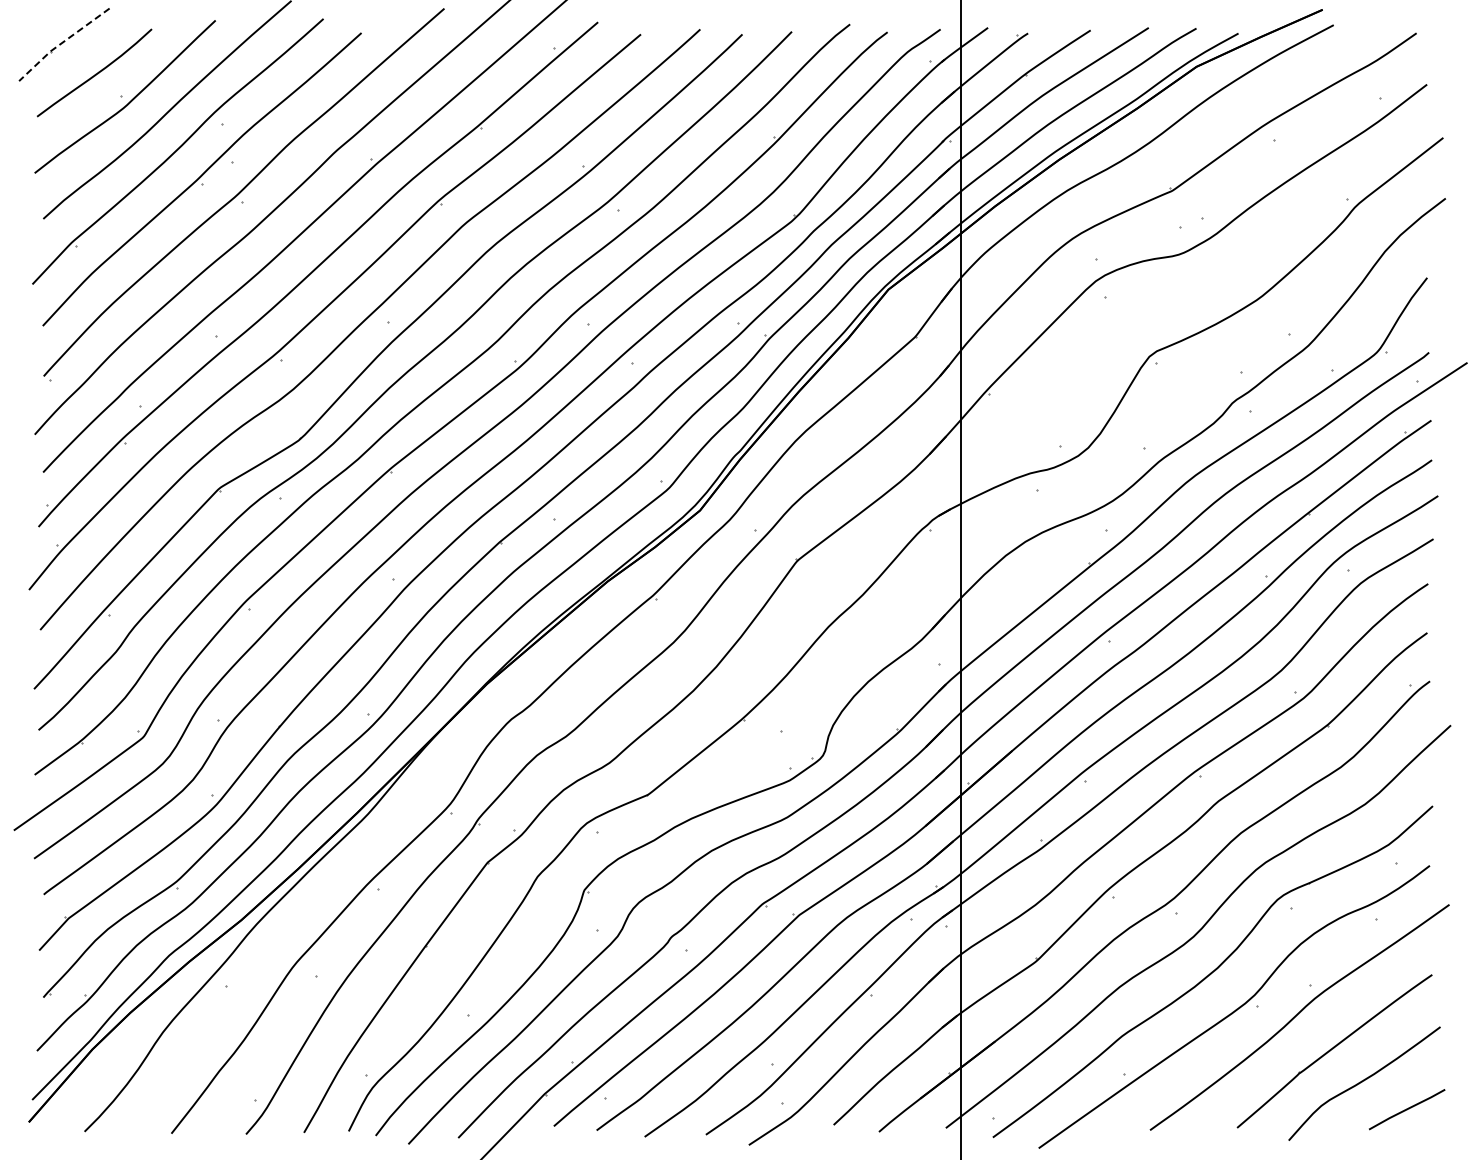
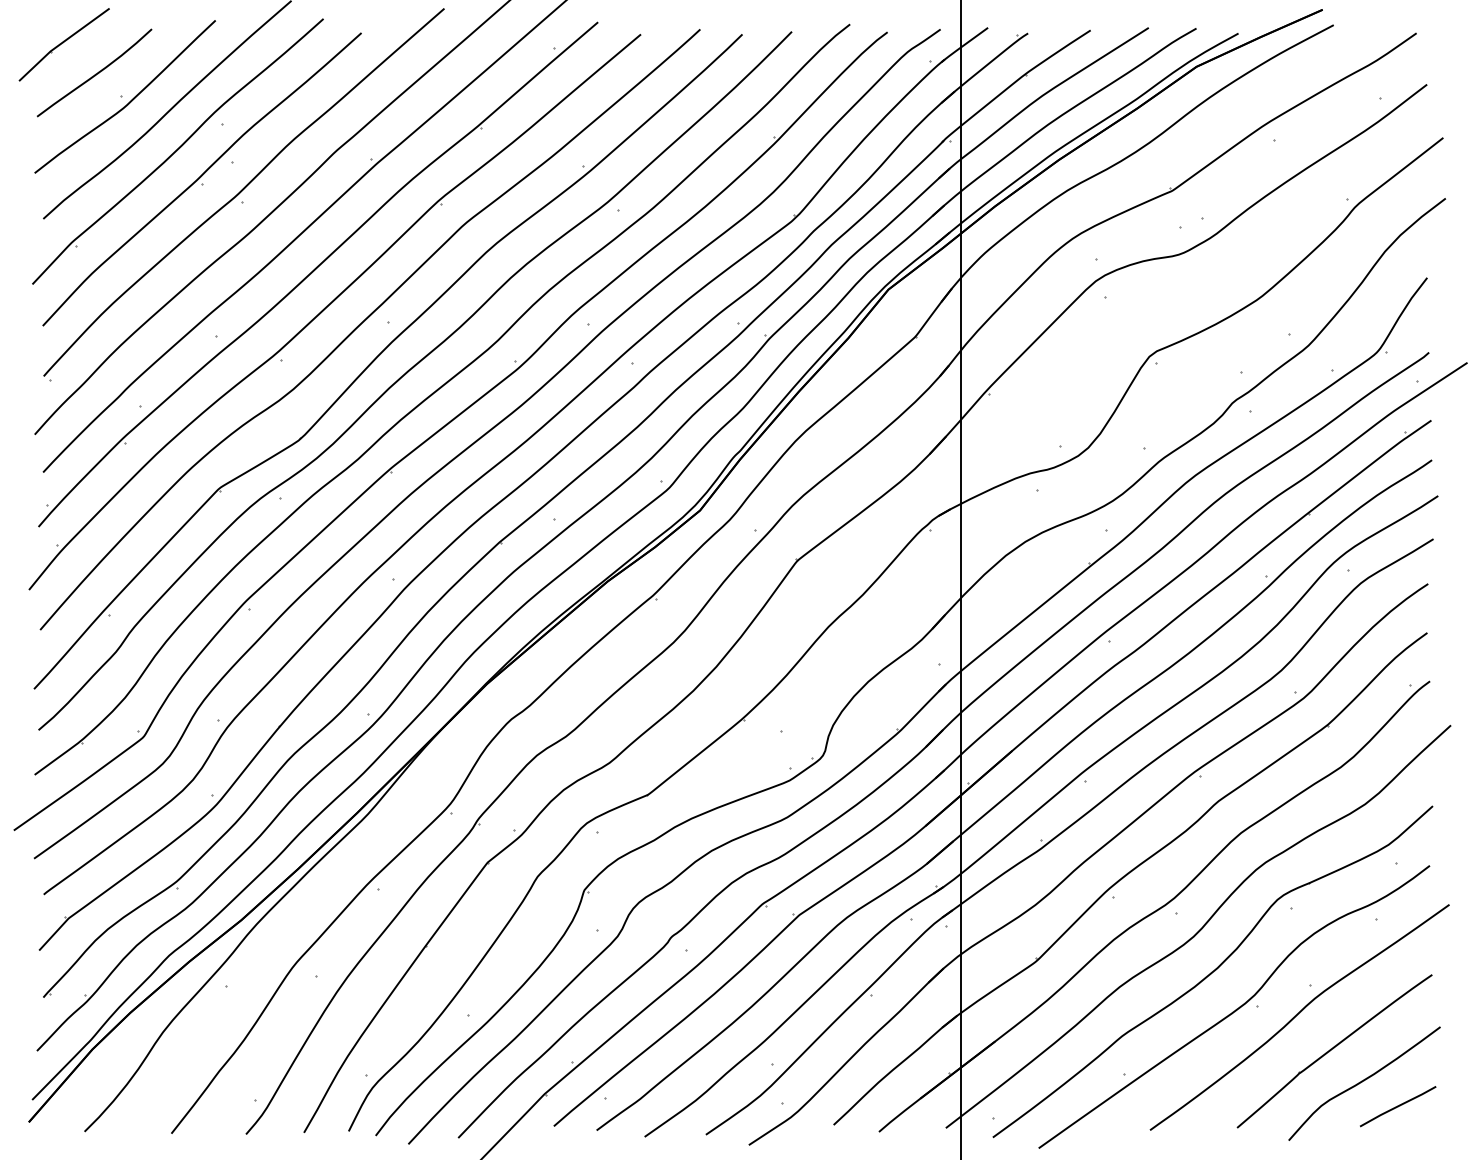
line: dashed -> solid (61, 43)
line position: (1407, 1109) -> (1398, 1106) (1398, 1106)
